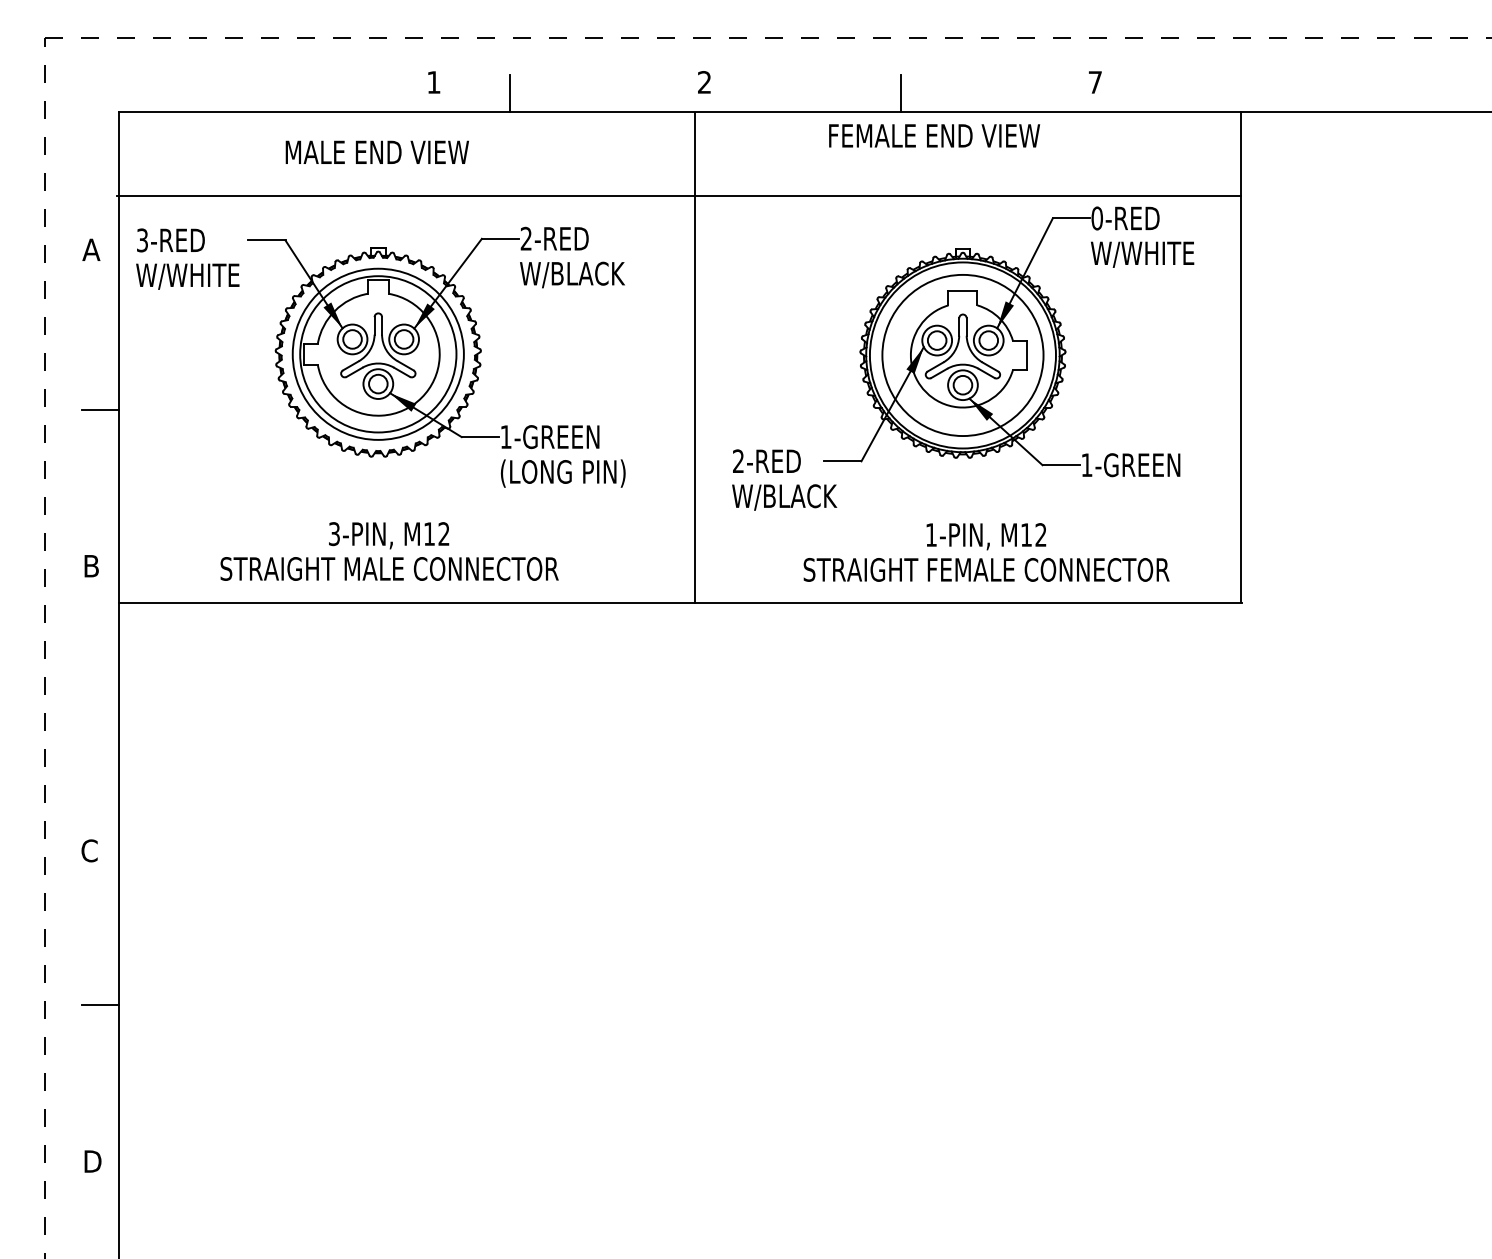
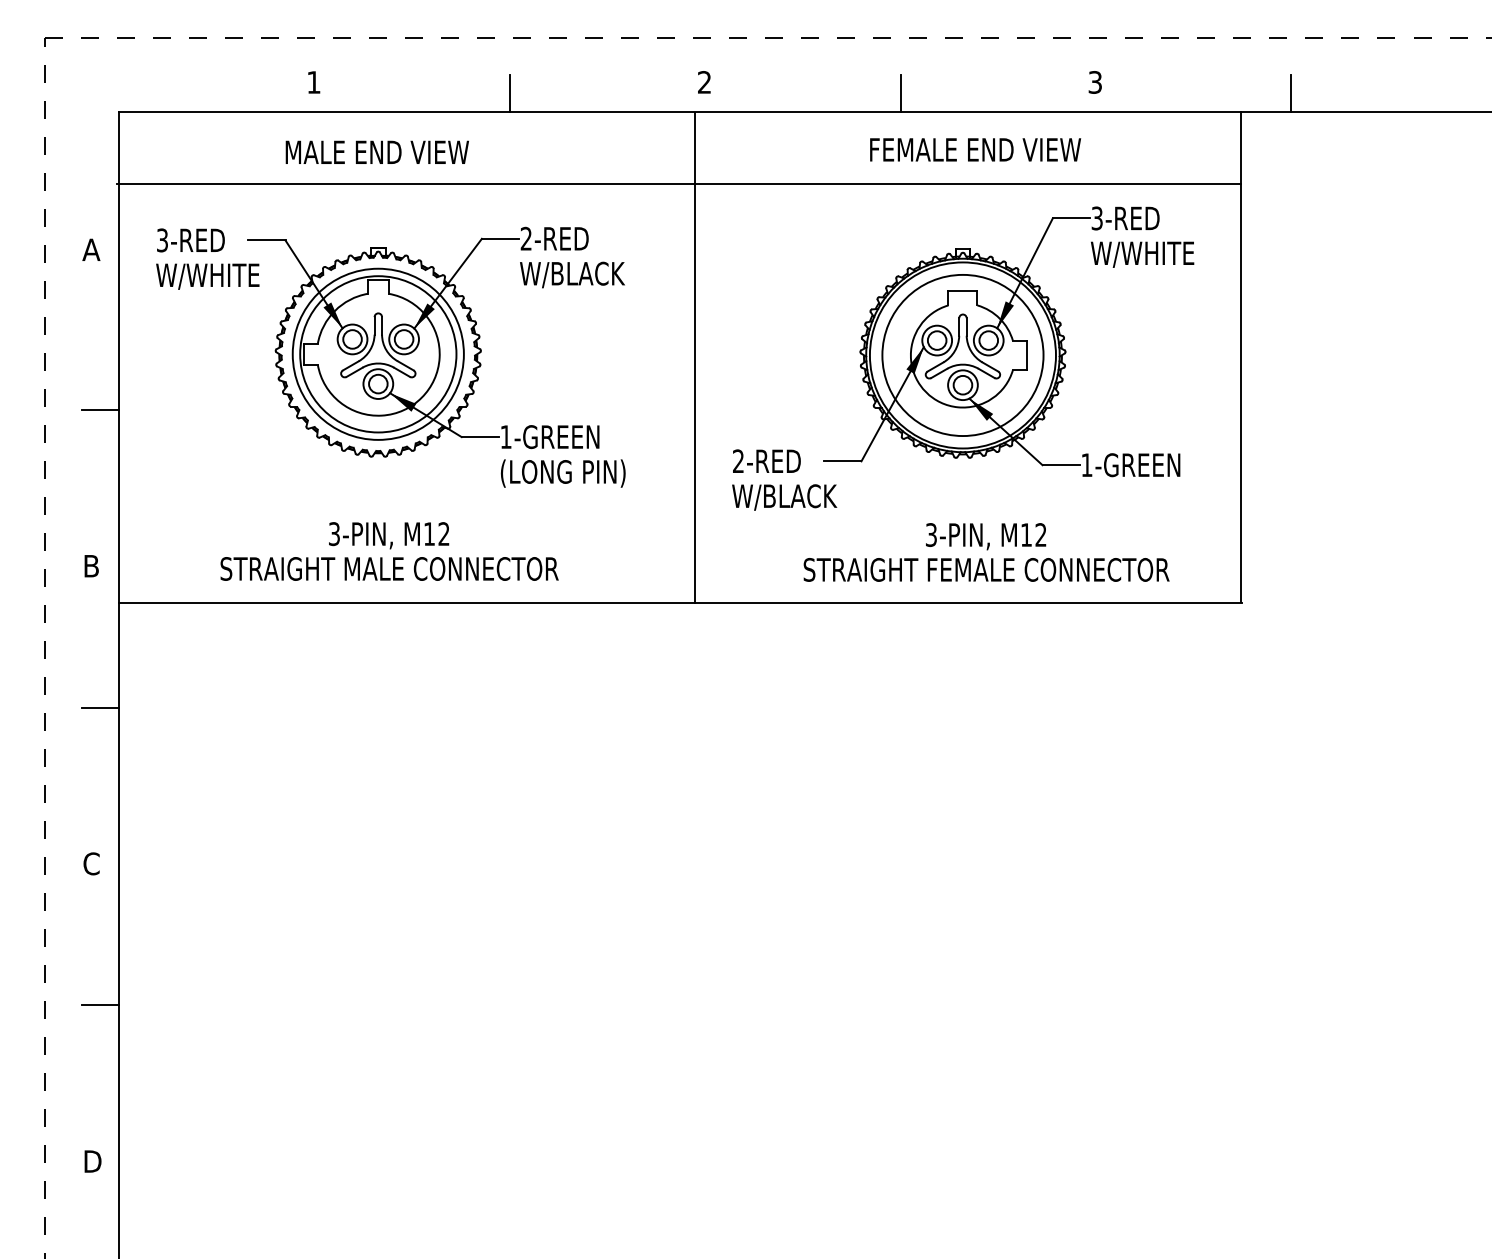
text position: (434, 82) -> (314, 82) (314, 82)
text: 7 -> 3 (1094, 82)
line: none -> present (1291, 93)
text position: (934, 135) -> (975, 149) (975, 149)
line position: (678, 196) -> (678, 184) (678, 184)
text: 0-RED -> 3-RED (1096, 218)
text position: (187, 258) -> (207, 258) (207, 258)
text: 1-PIN, -> 3-PIN, (931, 535)
line: none -> present (100, 707)
text position: (89, 850) -> (91, 863) (91, 863)
